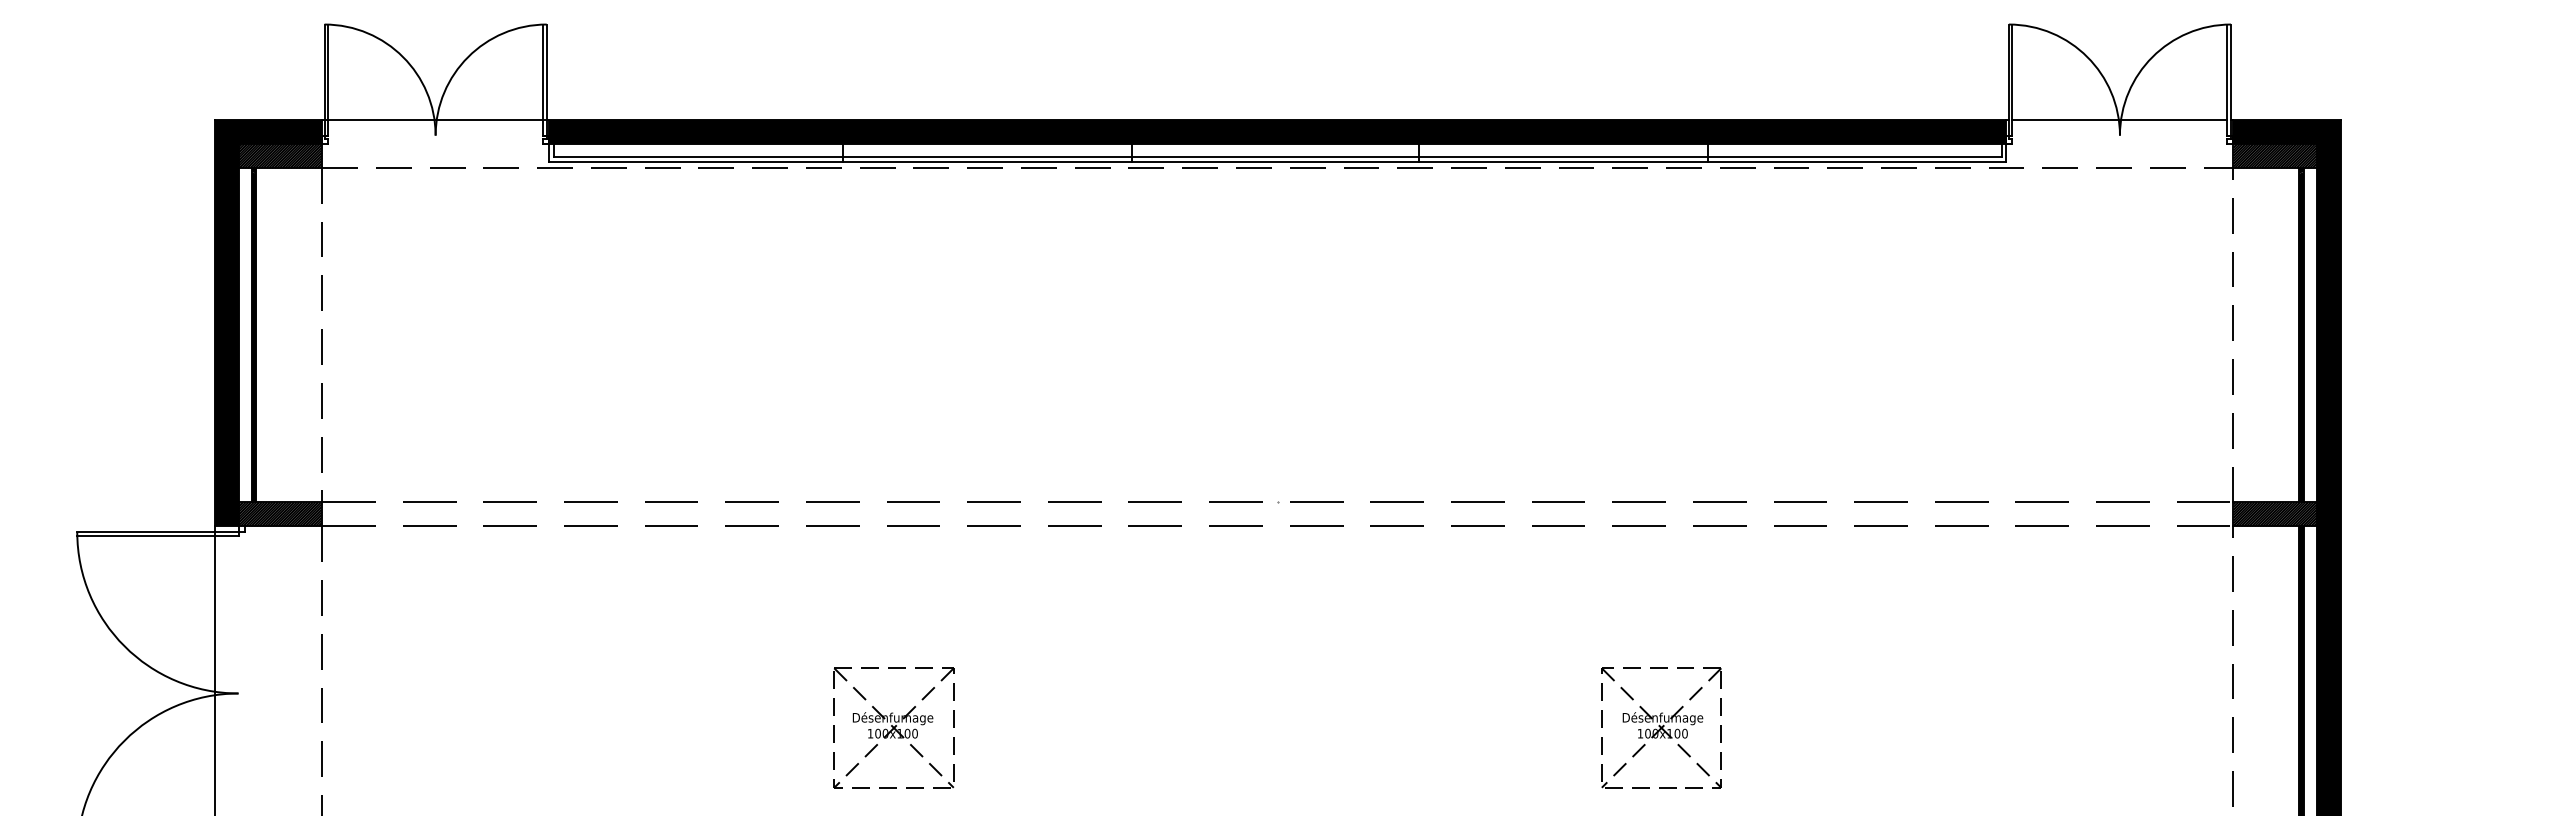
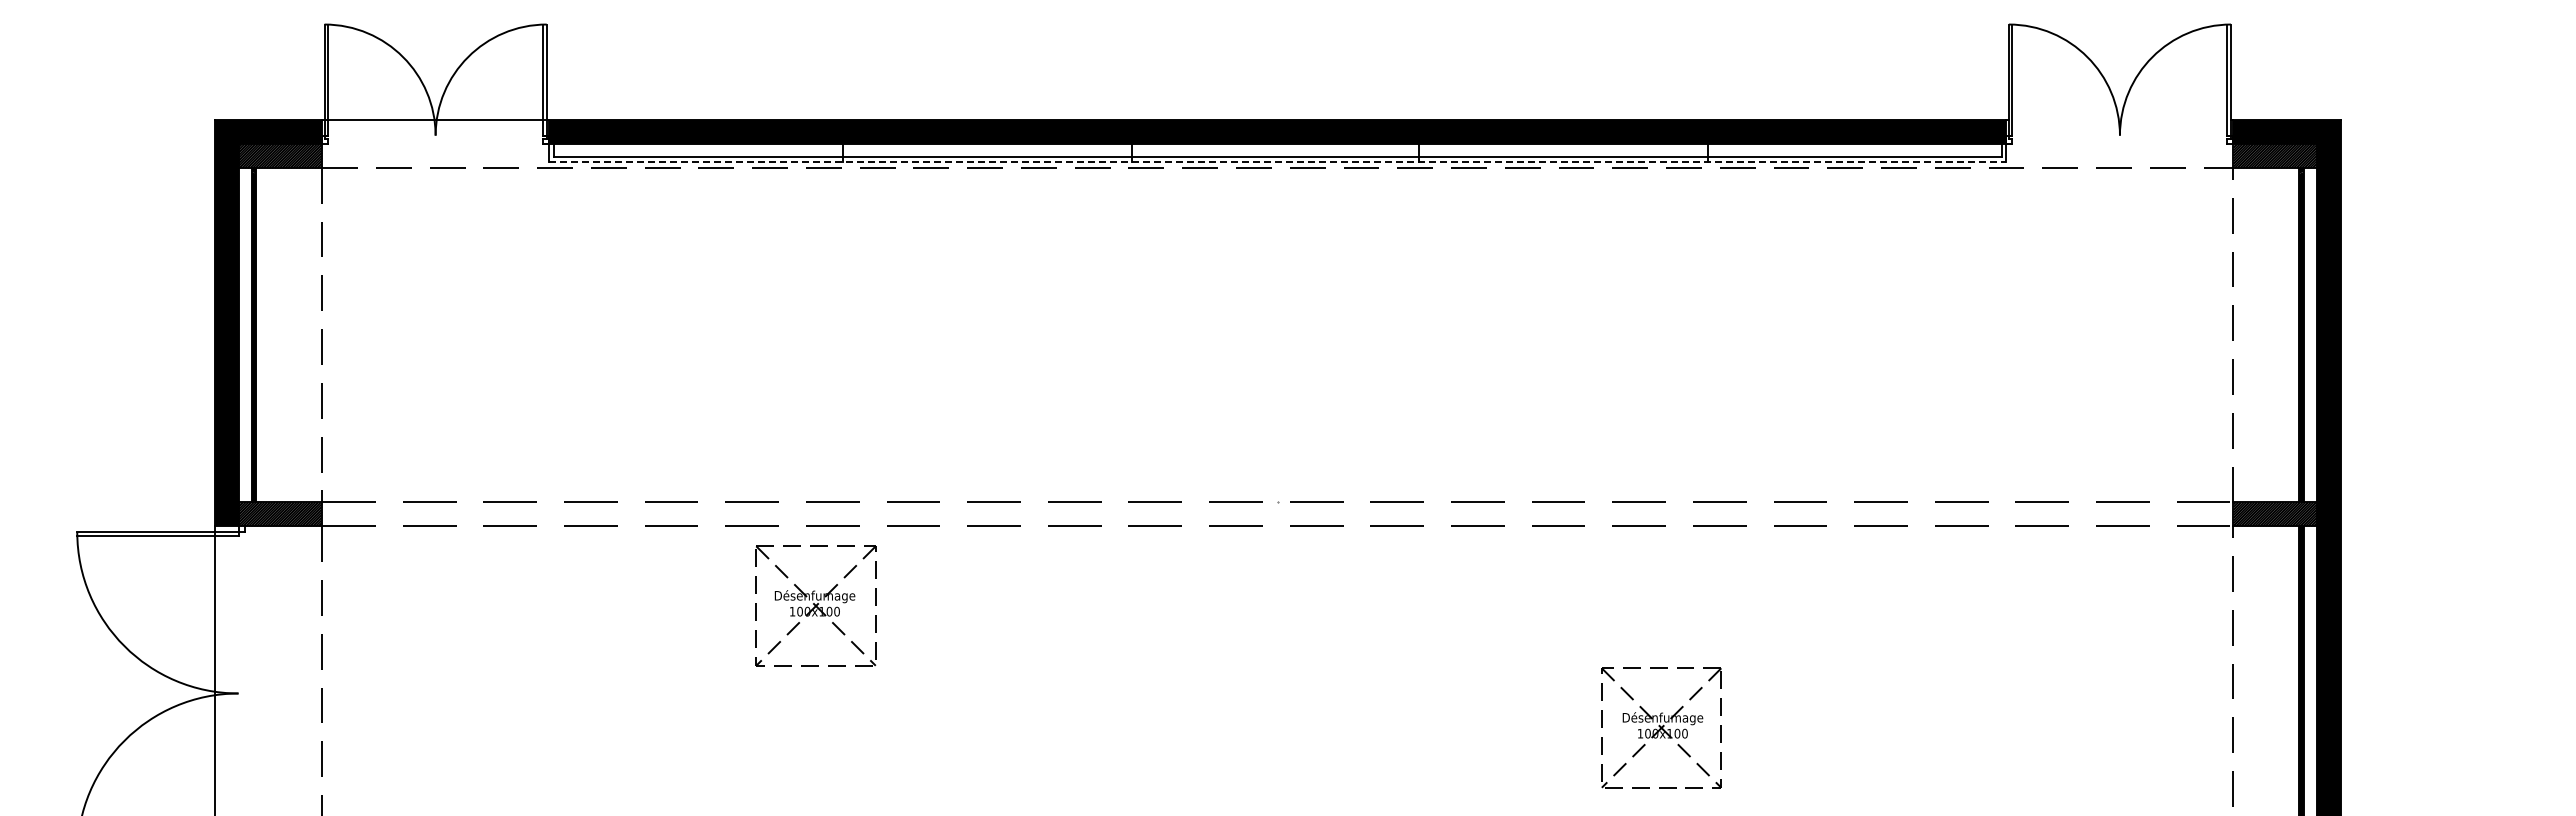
line: present -> none (2119, 120)
line: solid -> dashed (1277, 161)
part position: (893, 727) -> (815, 605) (815, 605)
